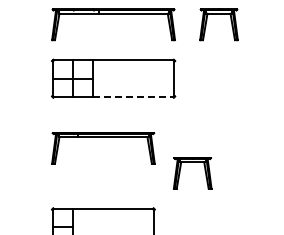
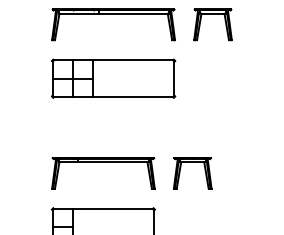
part position: (218, 14) -> (212, 14) (212, 14)
line: dashed -> solid (133, 97)
part position: (103, 137) -> (103, 162) (103, 162)
